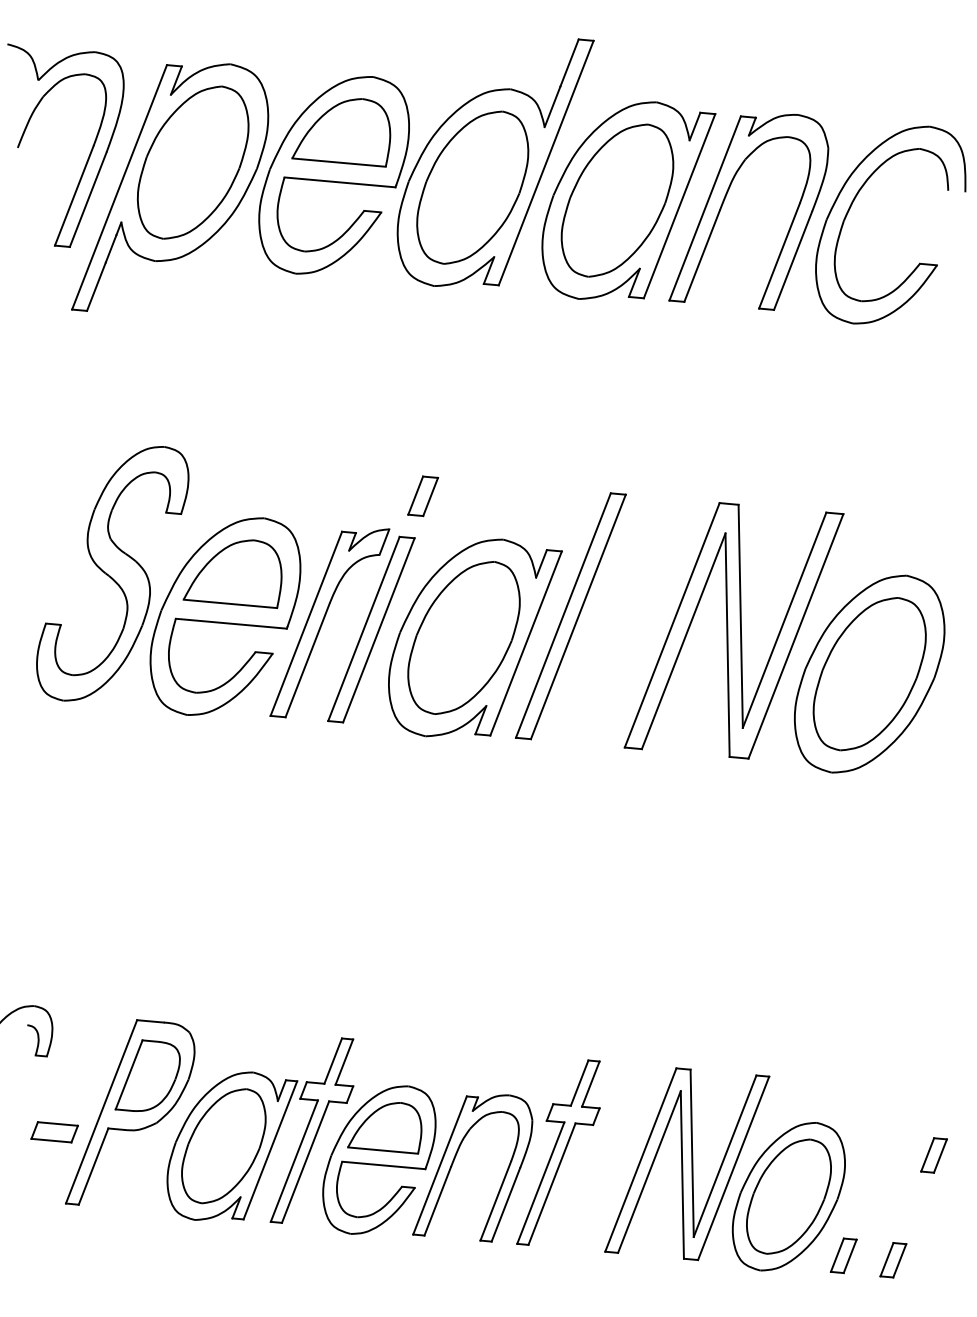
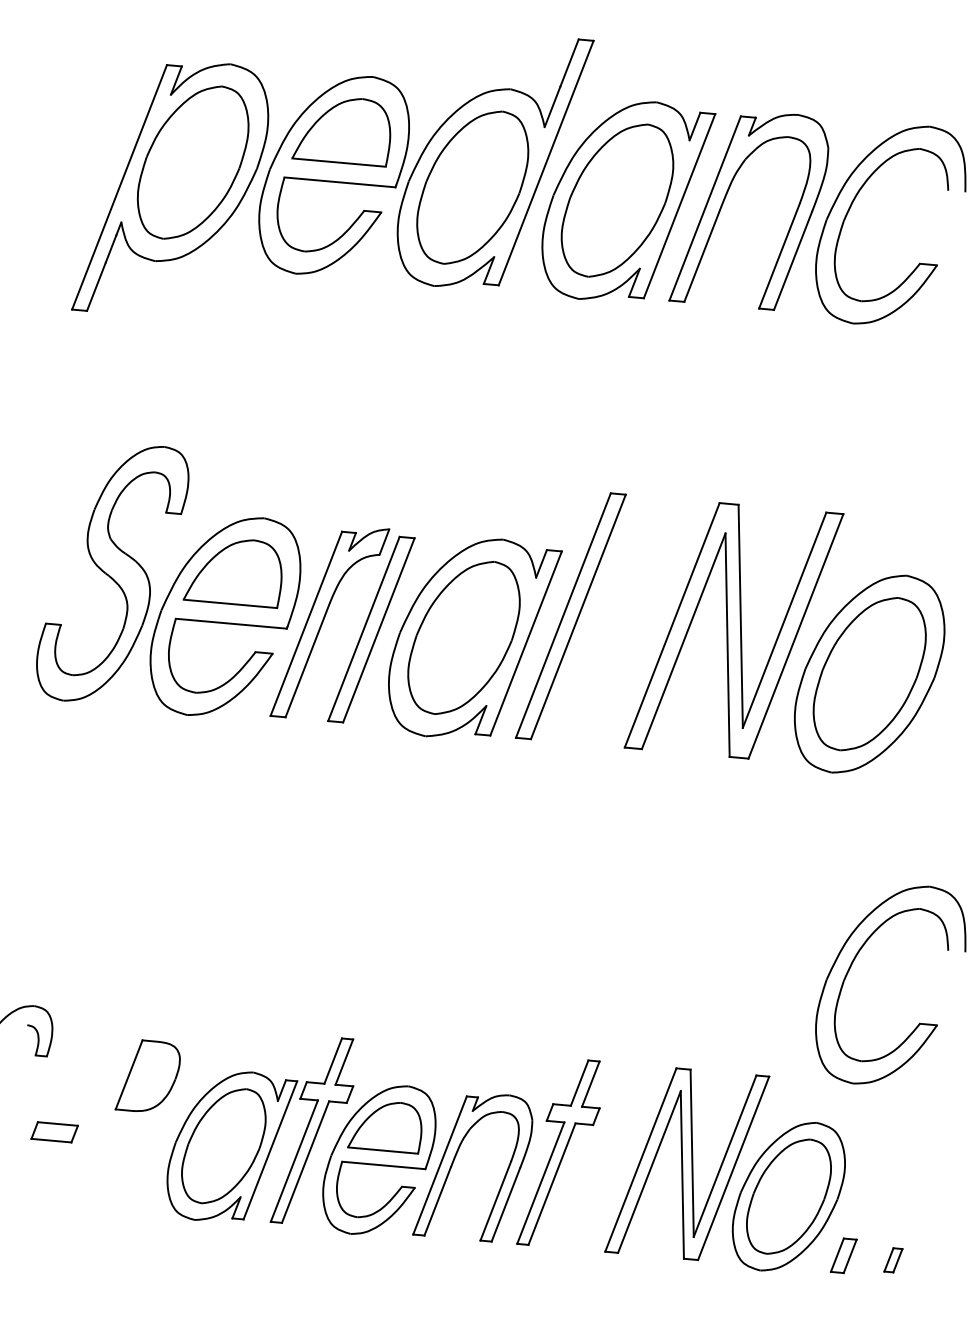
part: present -> none (89, 153)
part: present -> none (422, 496)
part: none -> present (850, 969)
part: present -> none (130, 1112)
part: present -> none (933, 1155)
part size: 29x37 px -> 21x27 px (893, 1260)
